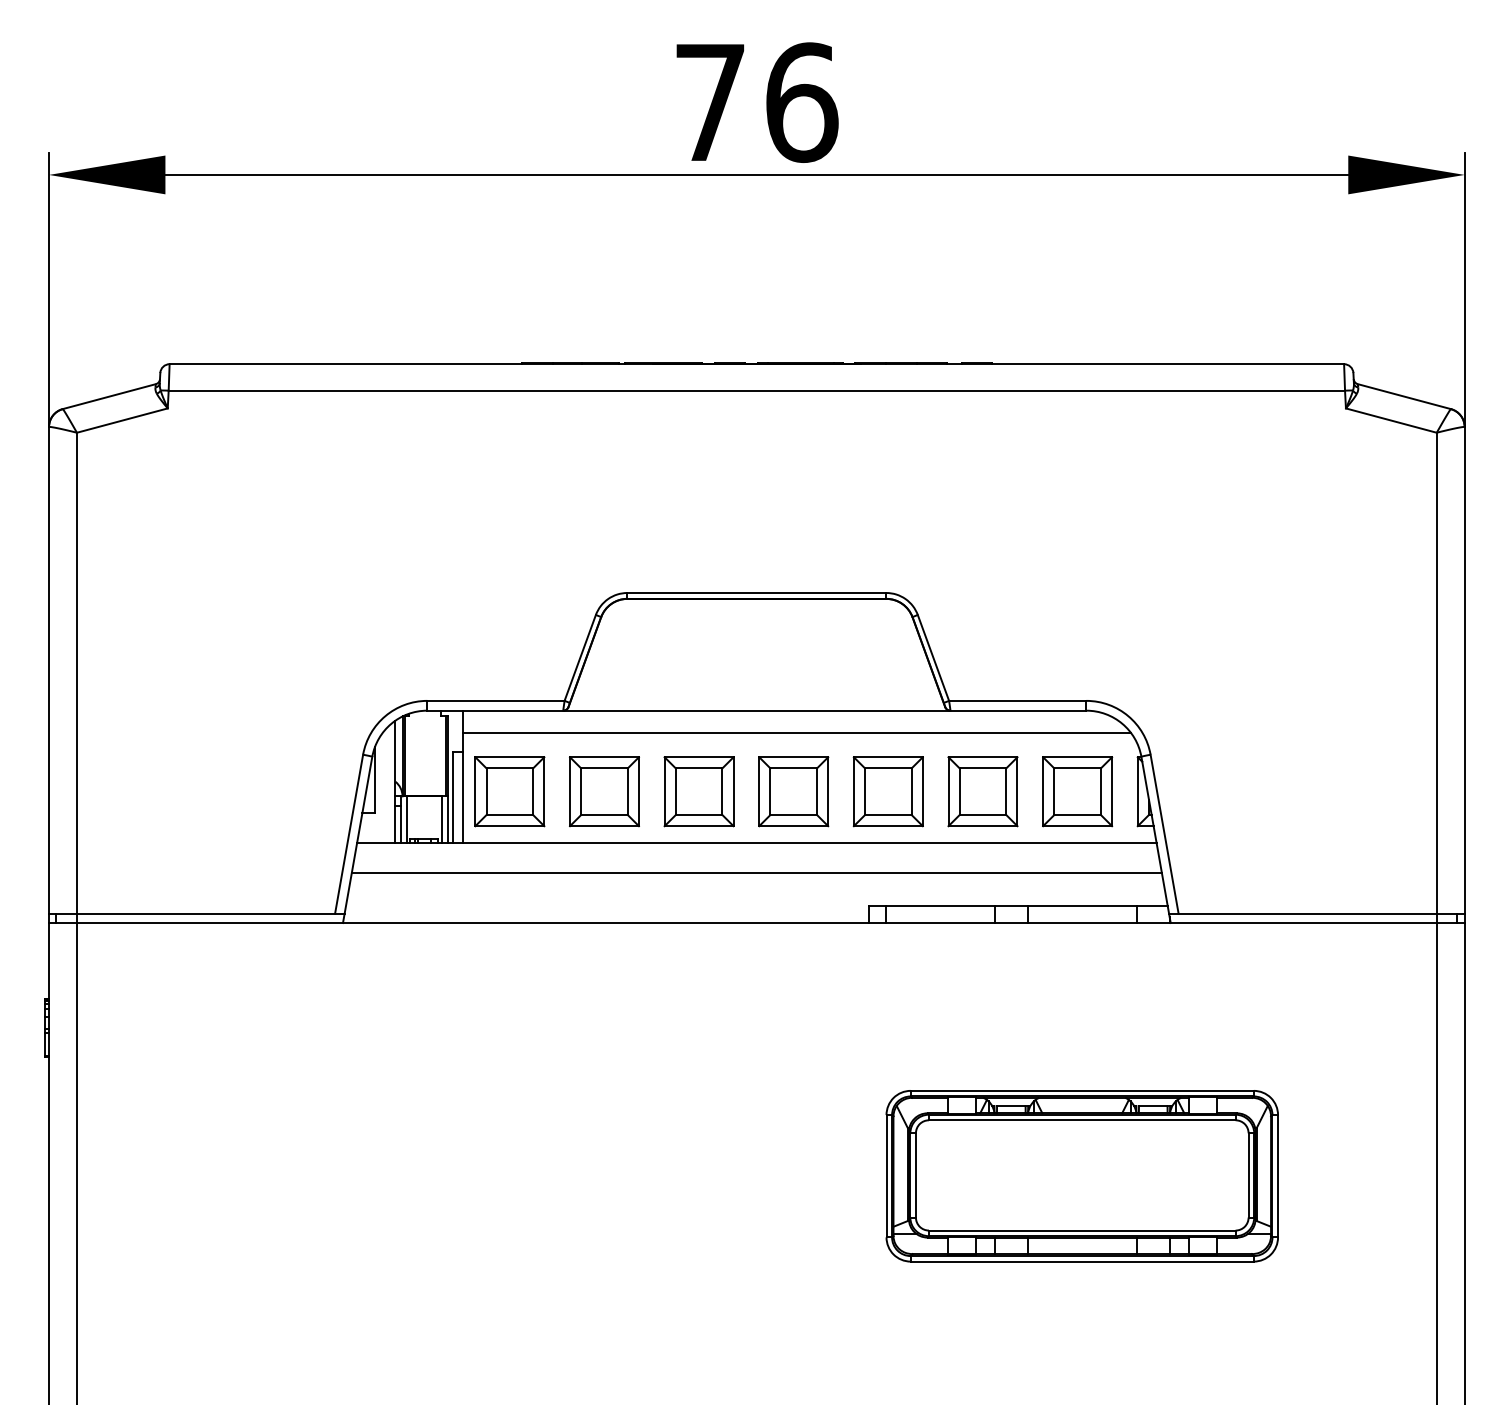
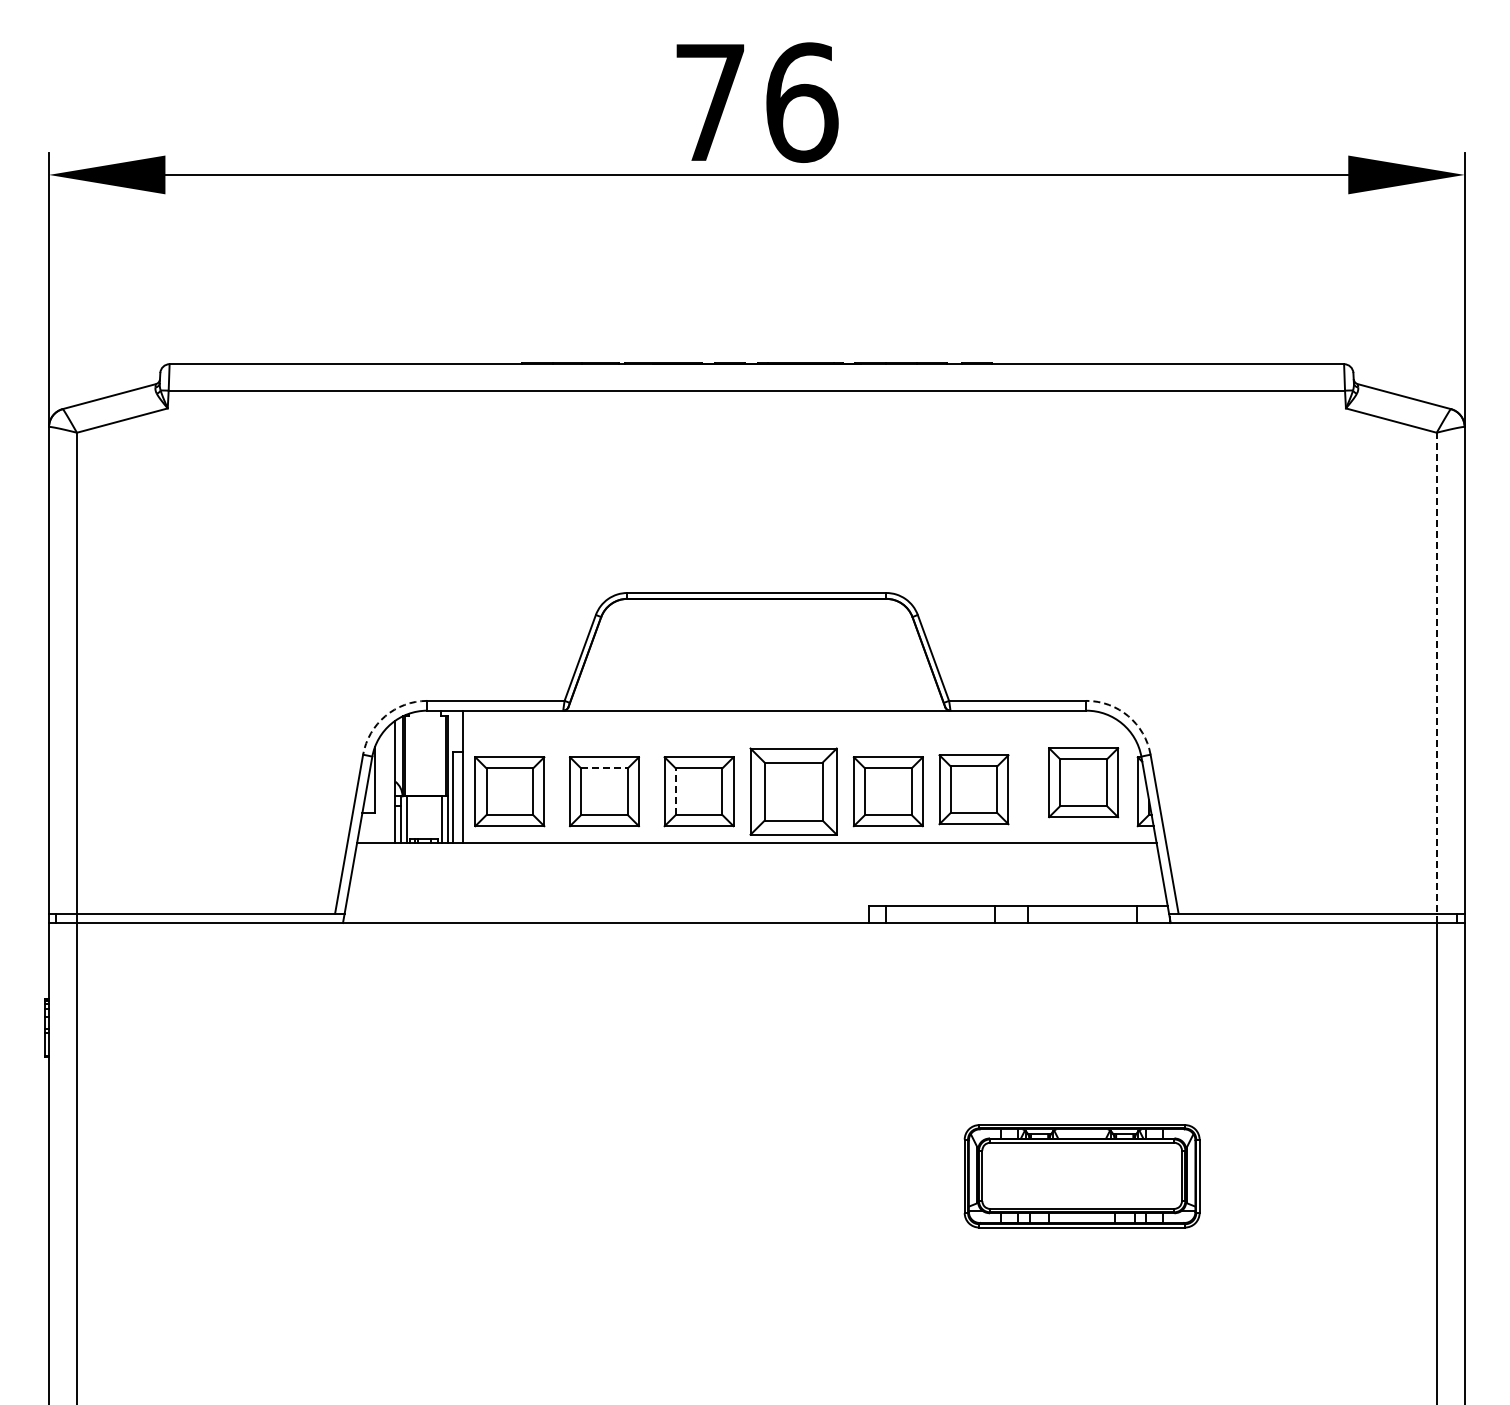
line: solid -> dashed (1436, 677)
arc: solid -> dashed (385, 716)
arc: solid -> dashed (1128, 716)
line: present -> none (796, 733)
line: solid -> dashed (604, 768)
line: solid -> dashed (675, 791)
part size: 72x72 px -> 89x89 px (793, 791)
part position: (982, 791) -> (973, 789) (973, 789)
part position: (1077, 791) -> (1083, 782) (1083, 782)
line: present -> none (756, 872)
part size: 394x173 px -> 238x105 px (1081, 1176)
